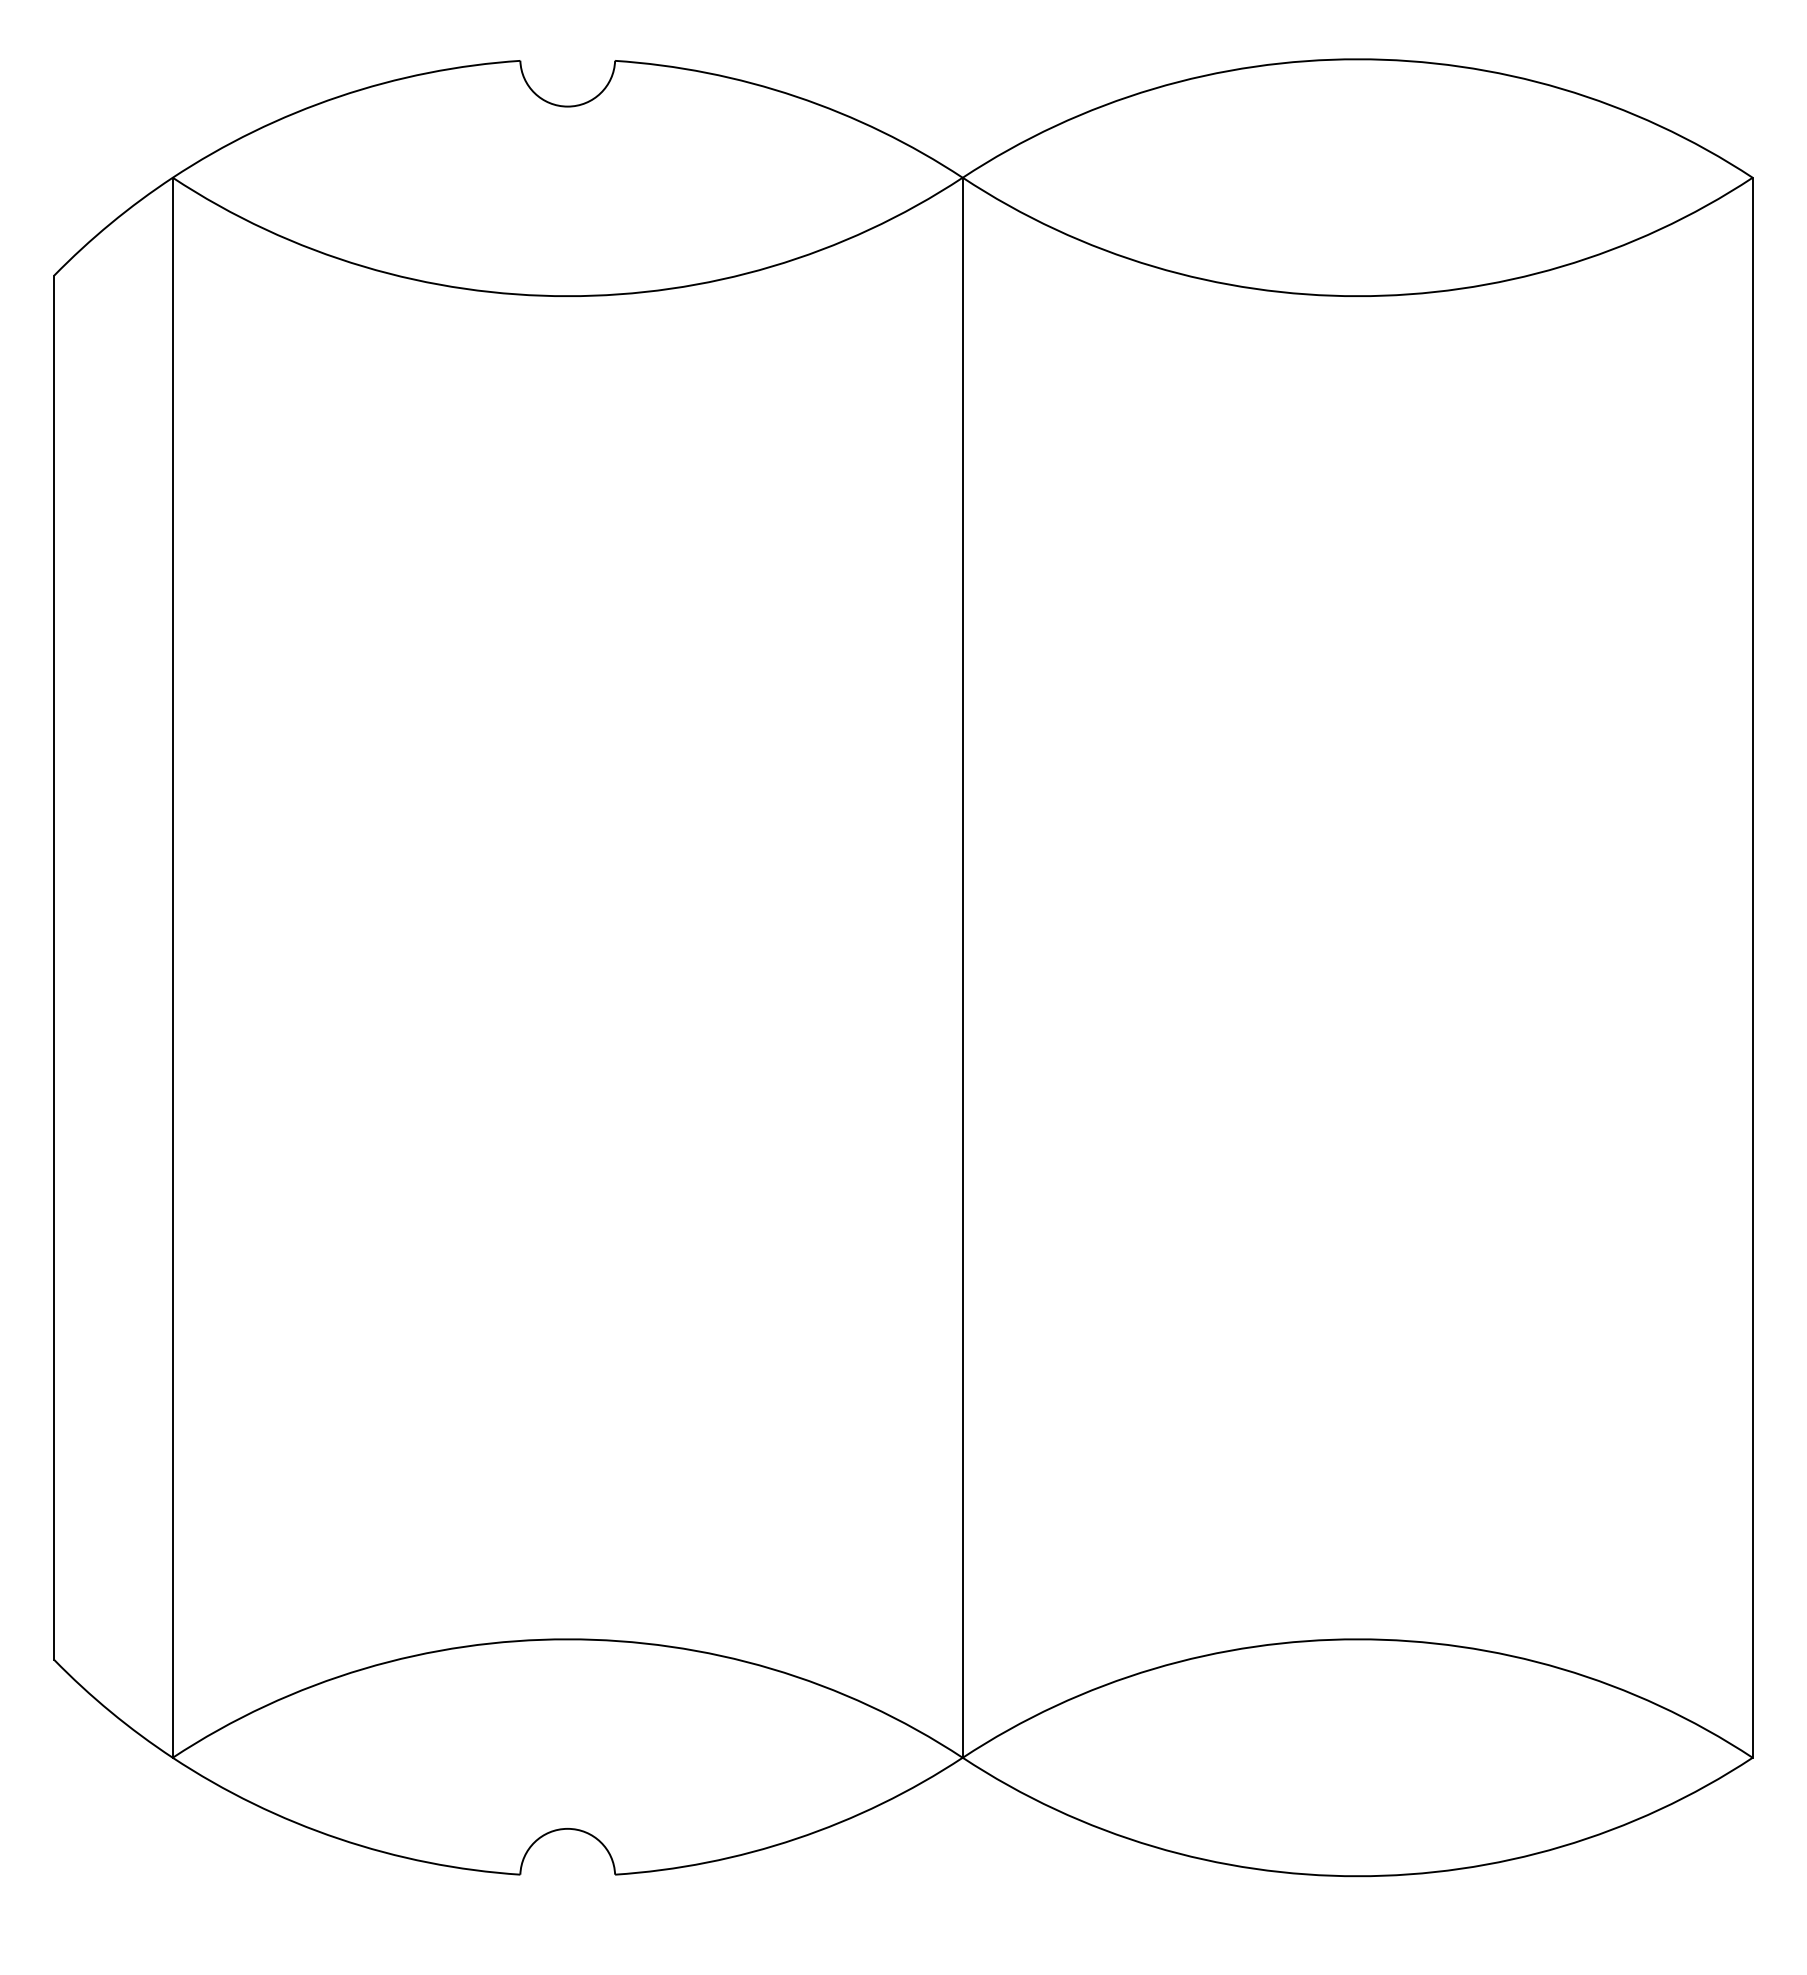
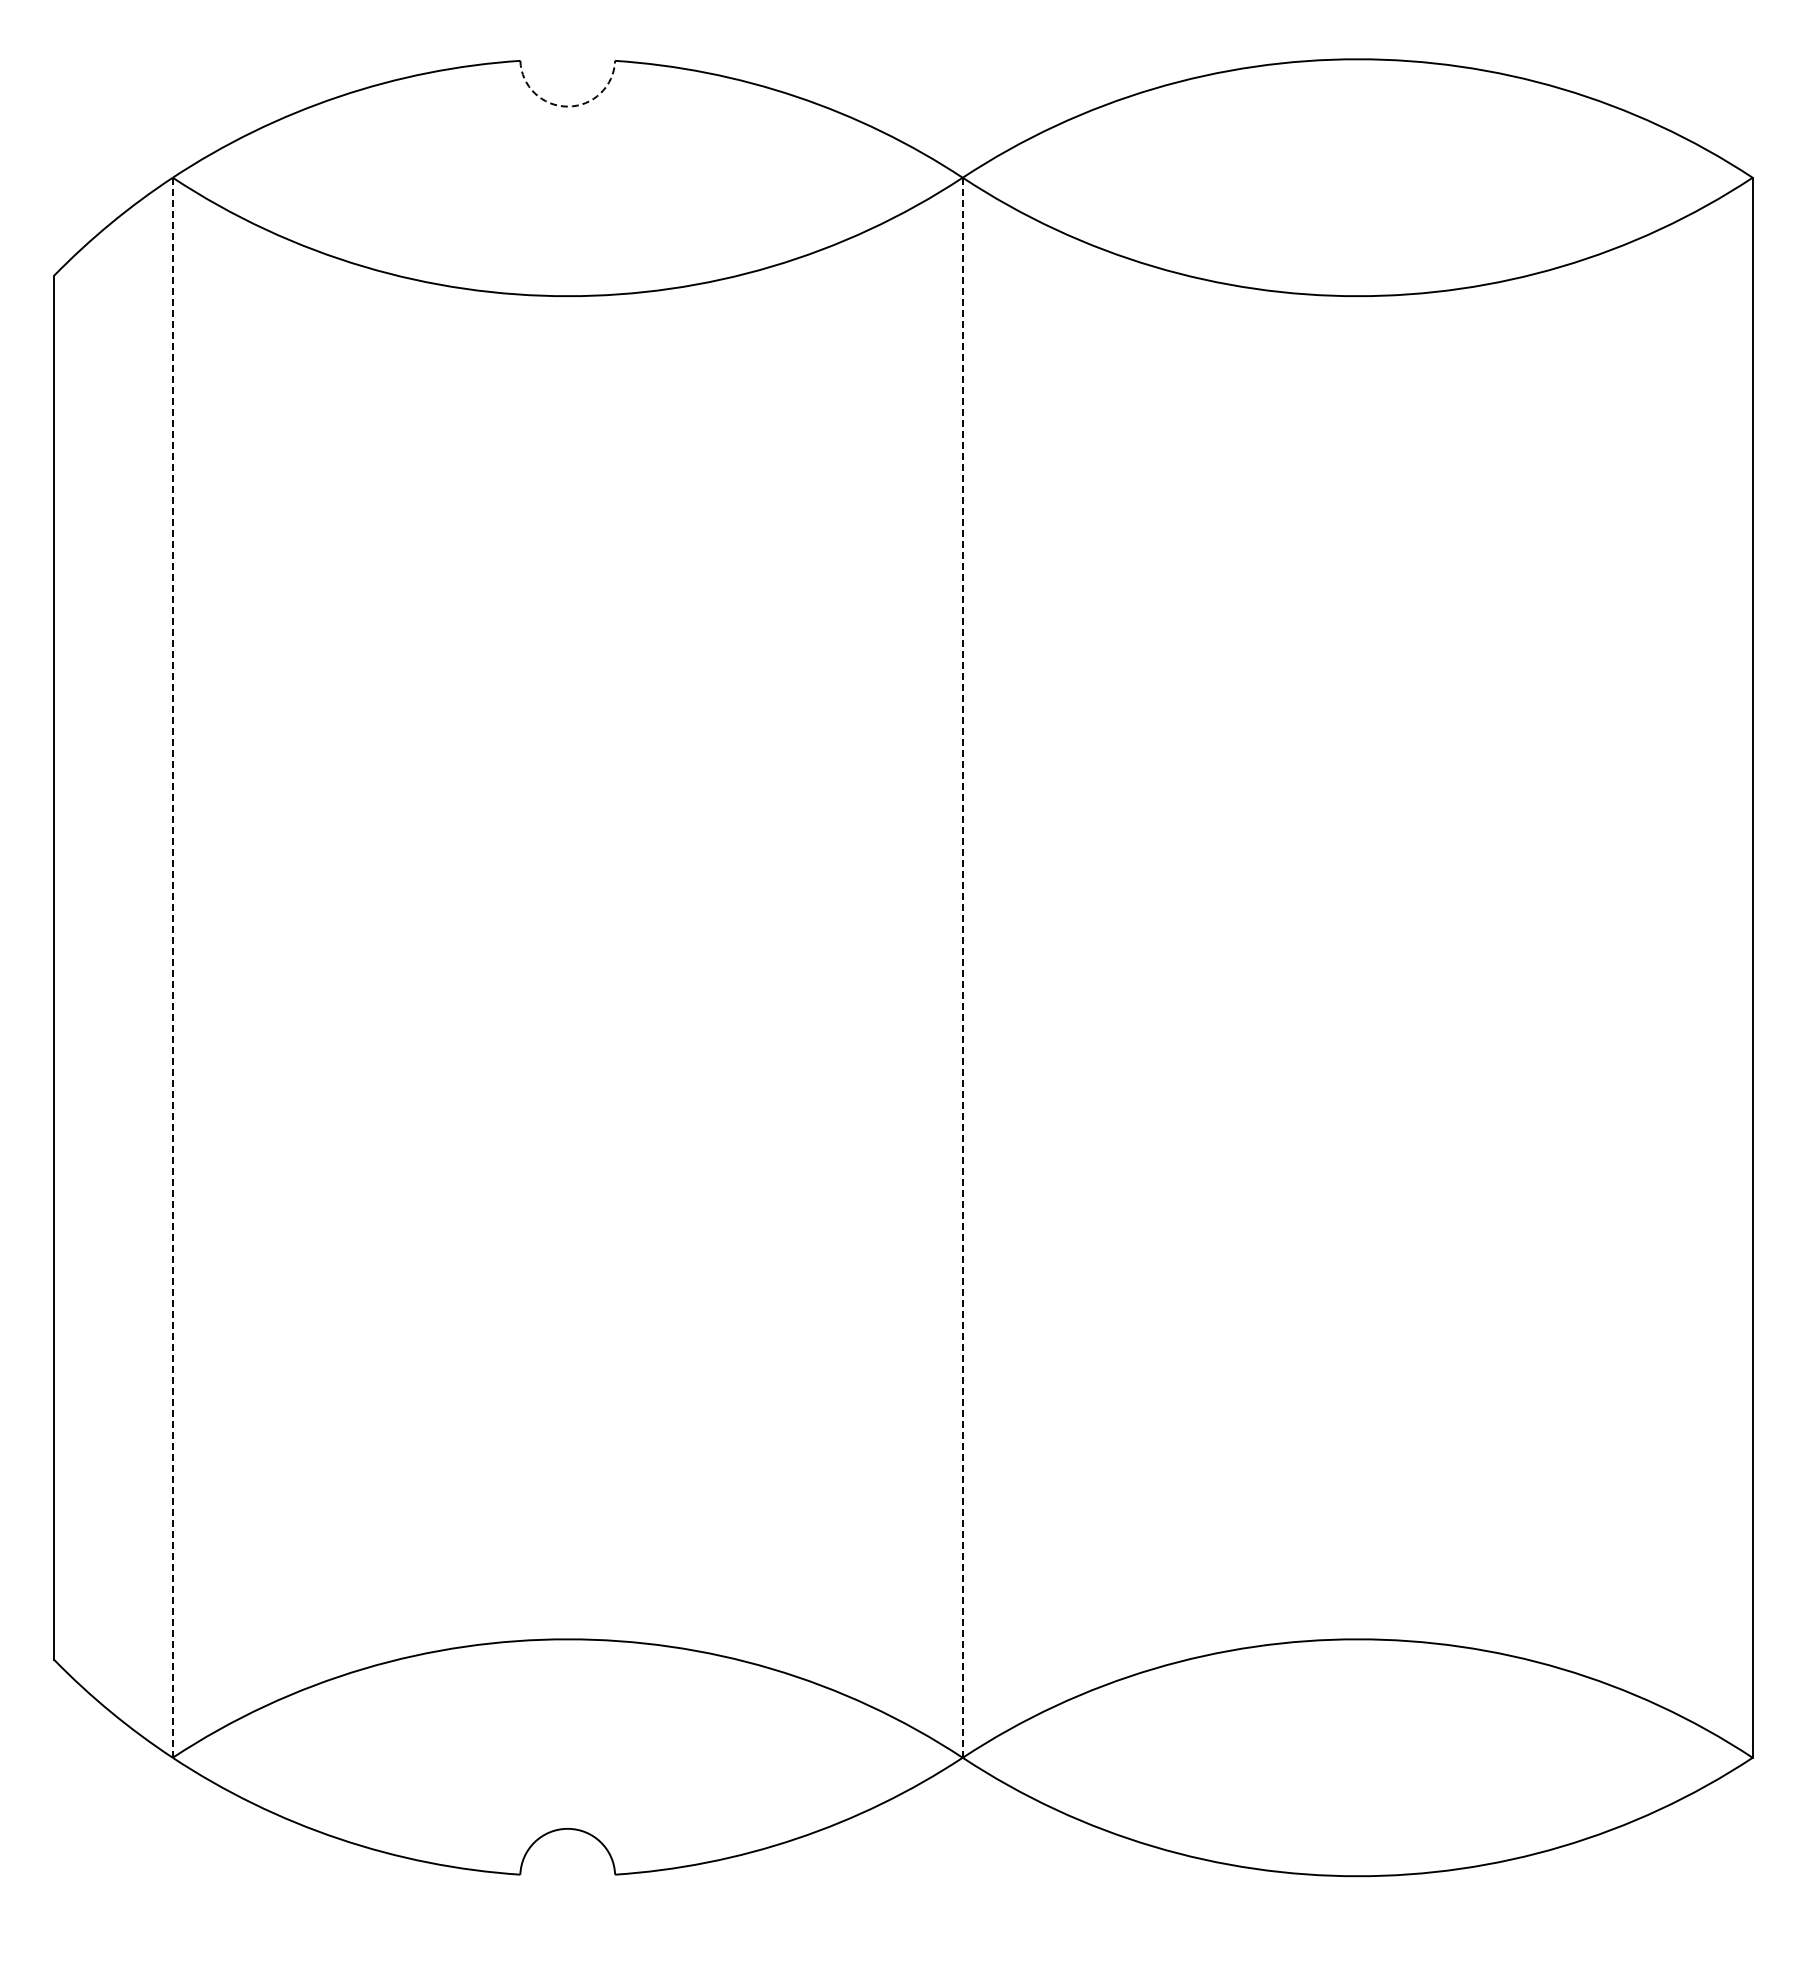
arc: solid -> dashed (567, 106)
line: solid -> dashed (172, 968)
line: solid -> dashed (962, 968)
